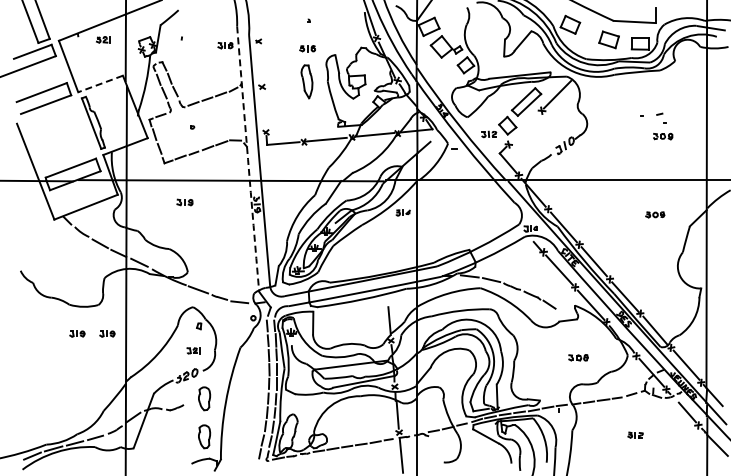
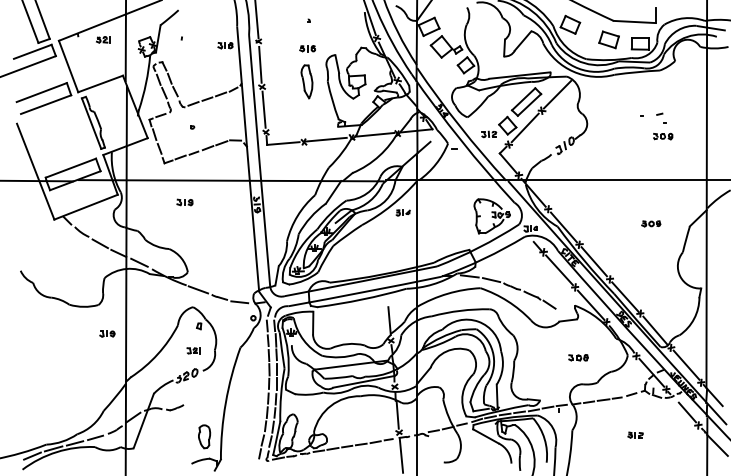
line: none -> present (256, 20)
line: none -> present (260, 64)
line: dashed -> solid (100, 83)
line: none -> present (263, 109)
line: none -> present (524, 127)
arc: dashed -> solid (248, 159)
part position: (655, 214) -> (651, 223) (651, 223)
part: none -> present (491, 216)
part: present -> none (77, 333)
part: present -> none (204, 398)
